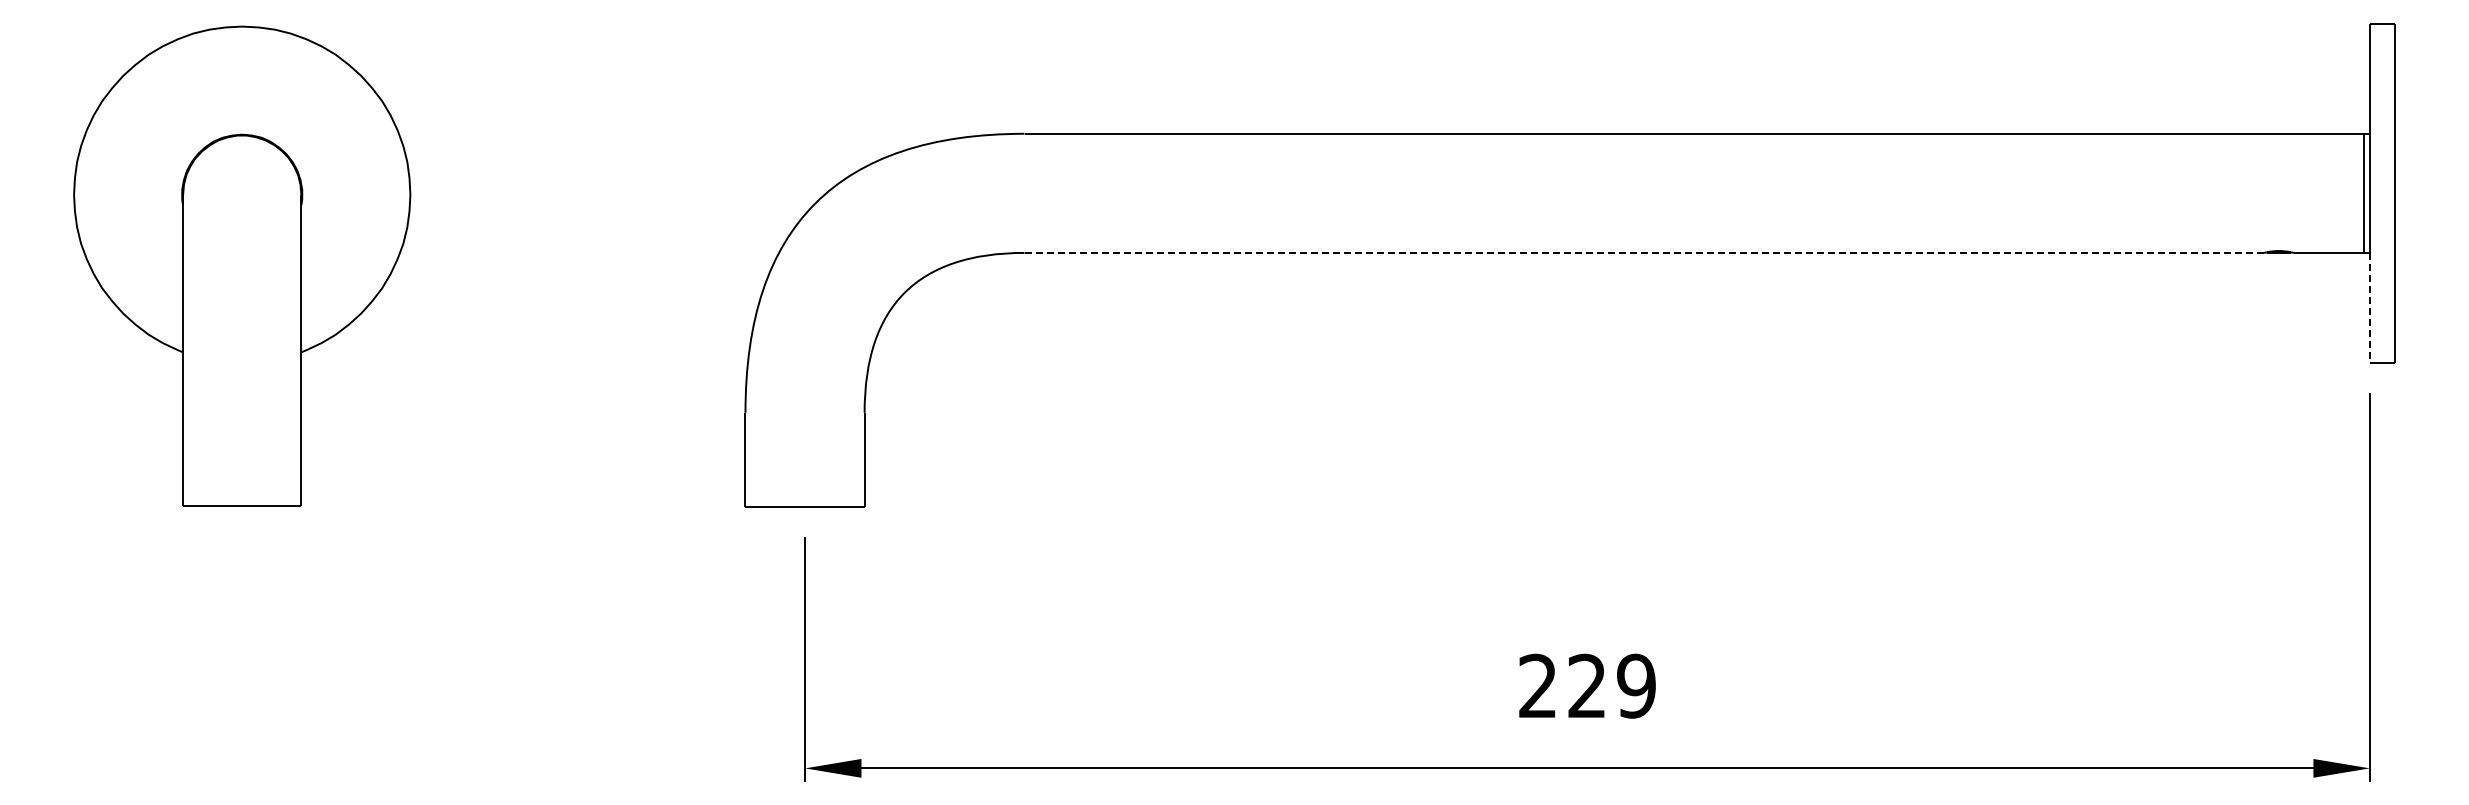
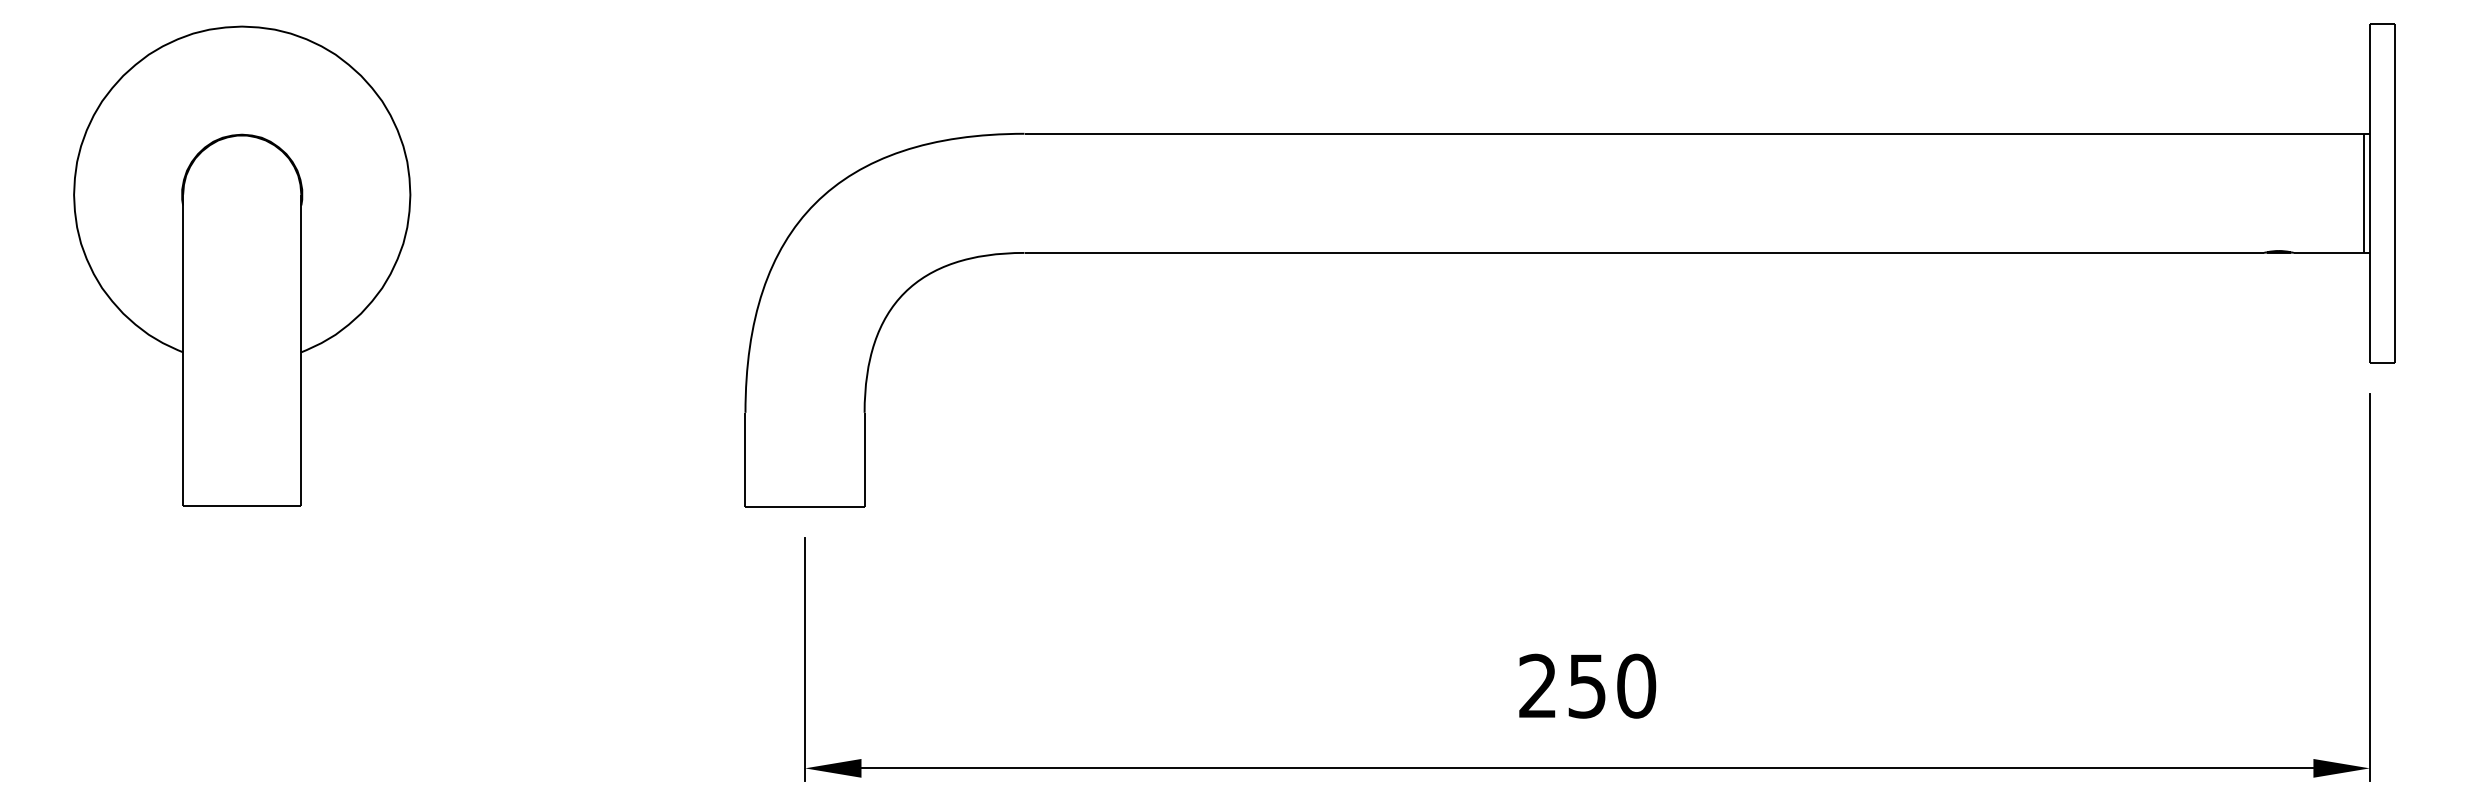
line: dashed -> solid (1644, 252)
line: dashed -> solid (2369, 308)
text: 229 -> 250 (1612, 685)
